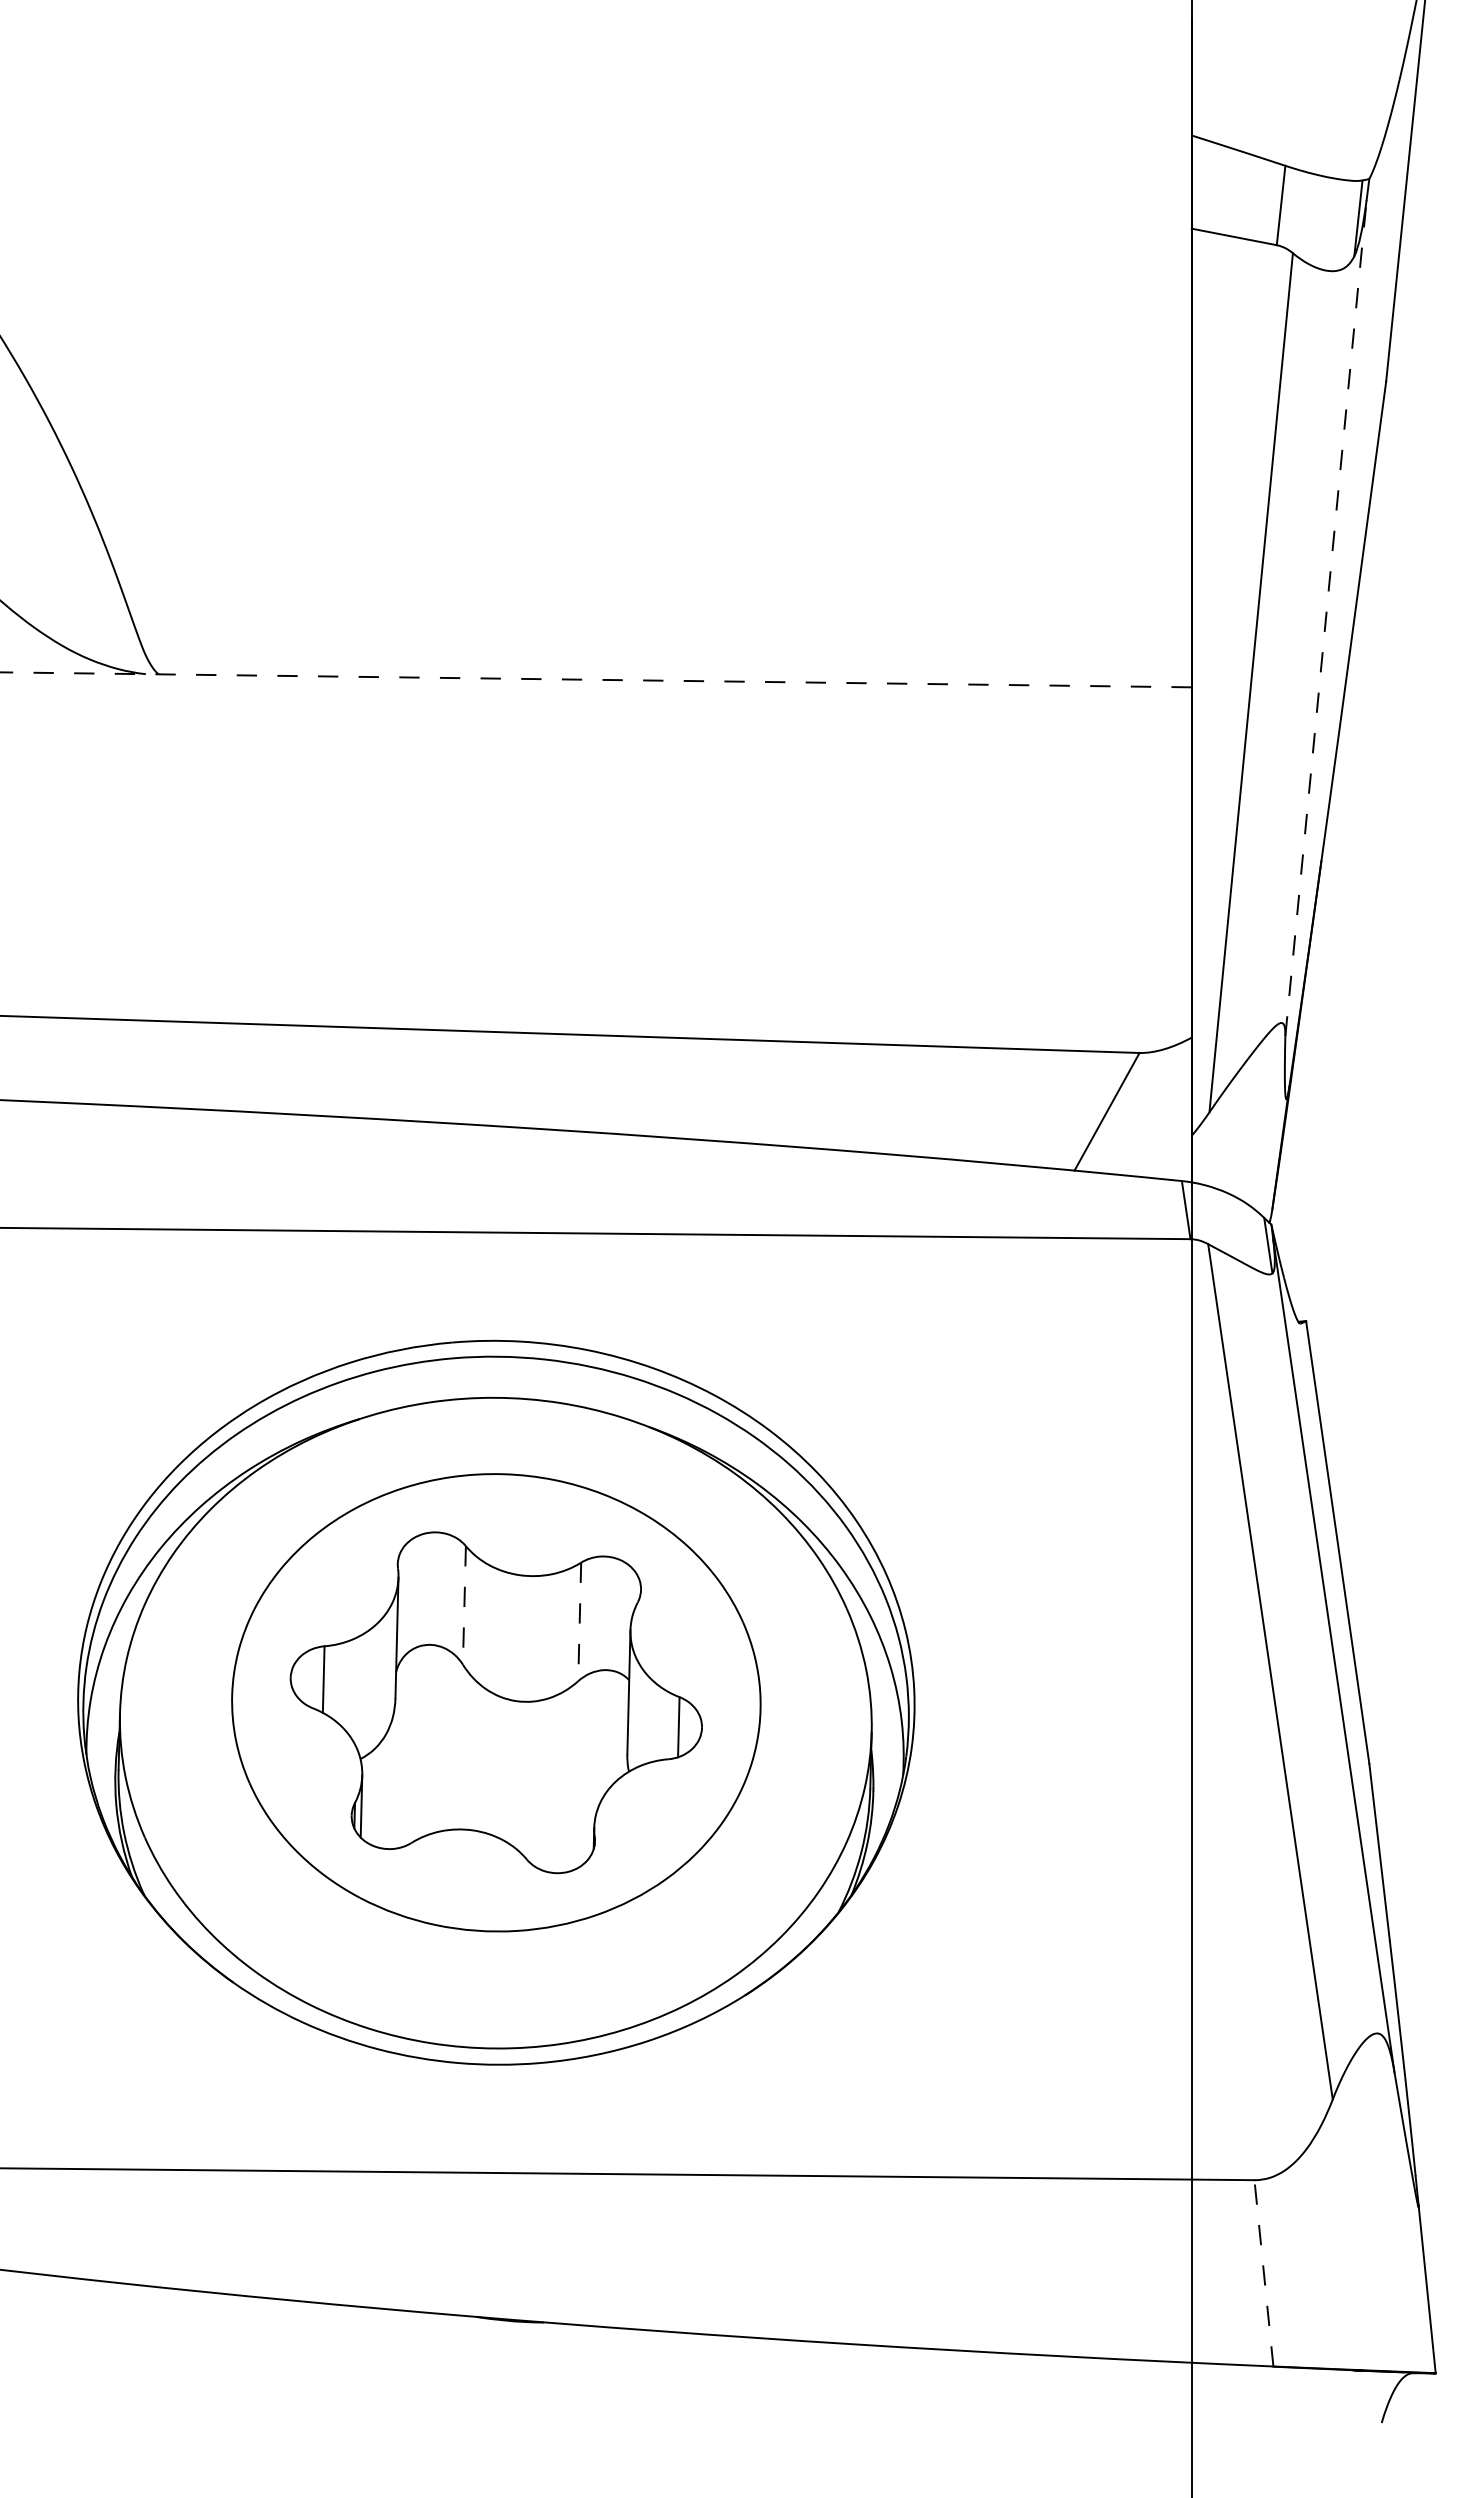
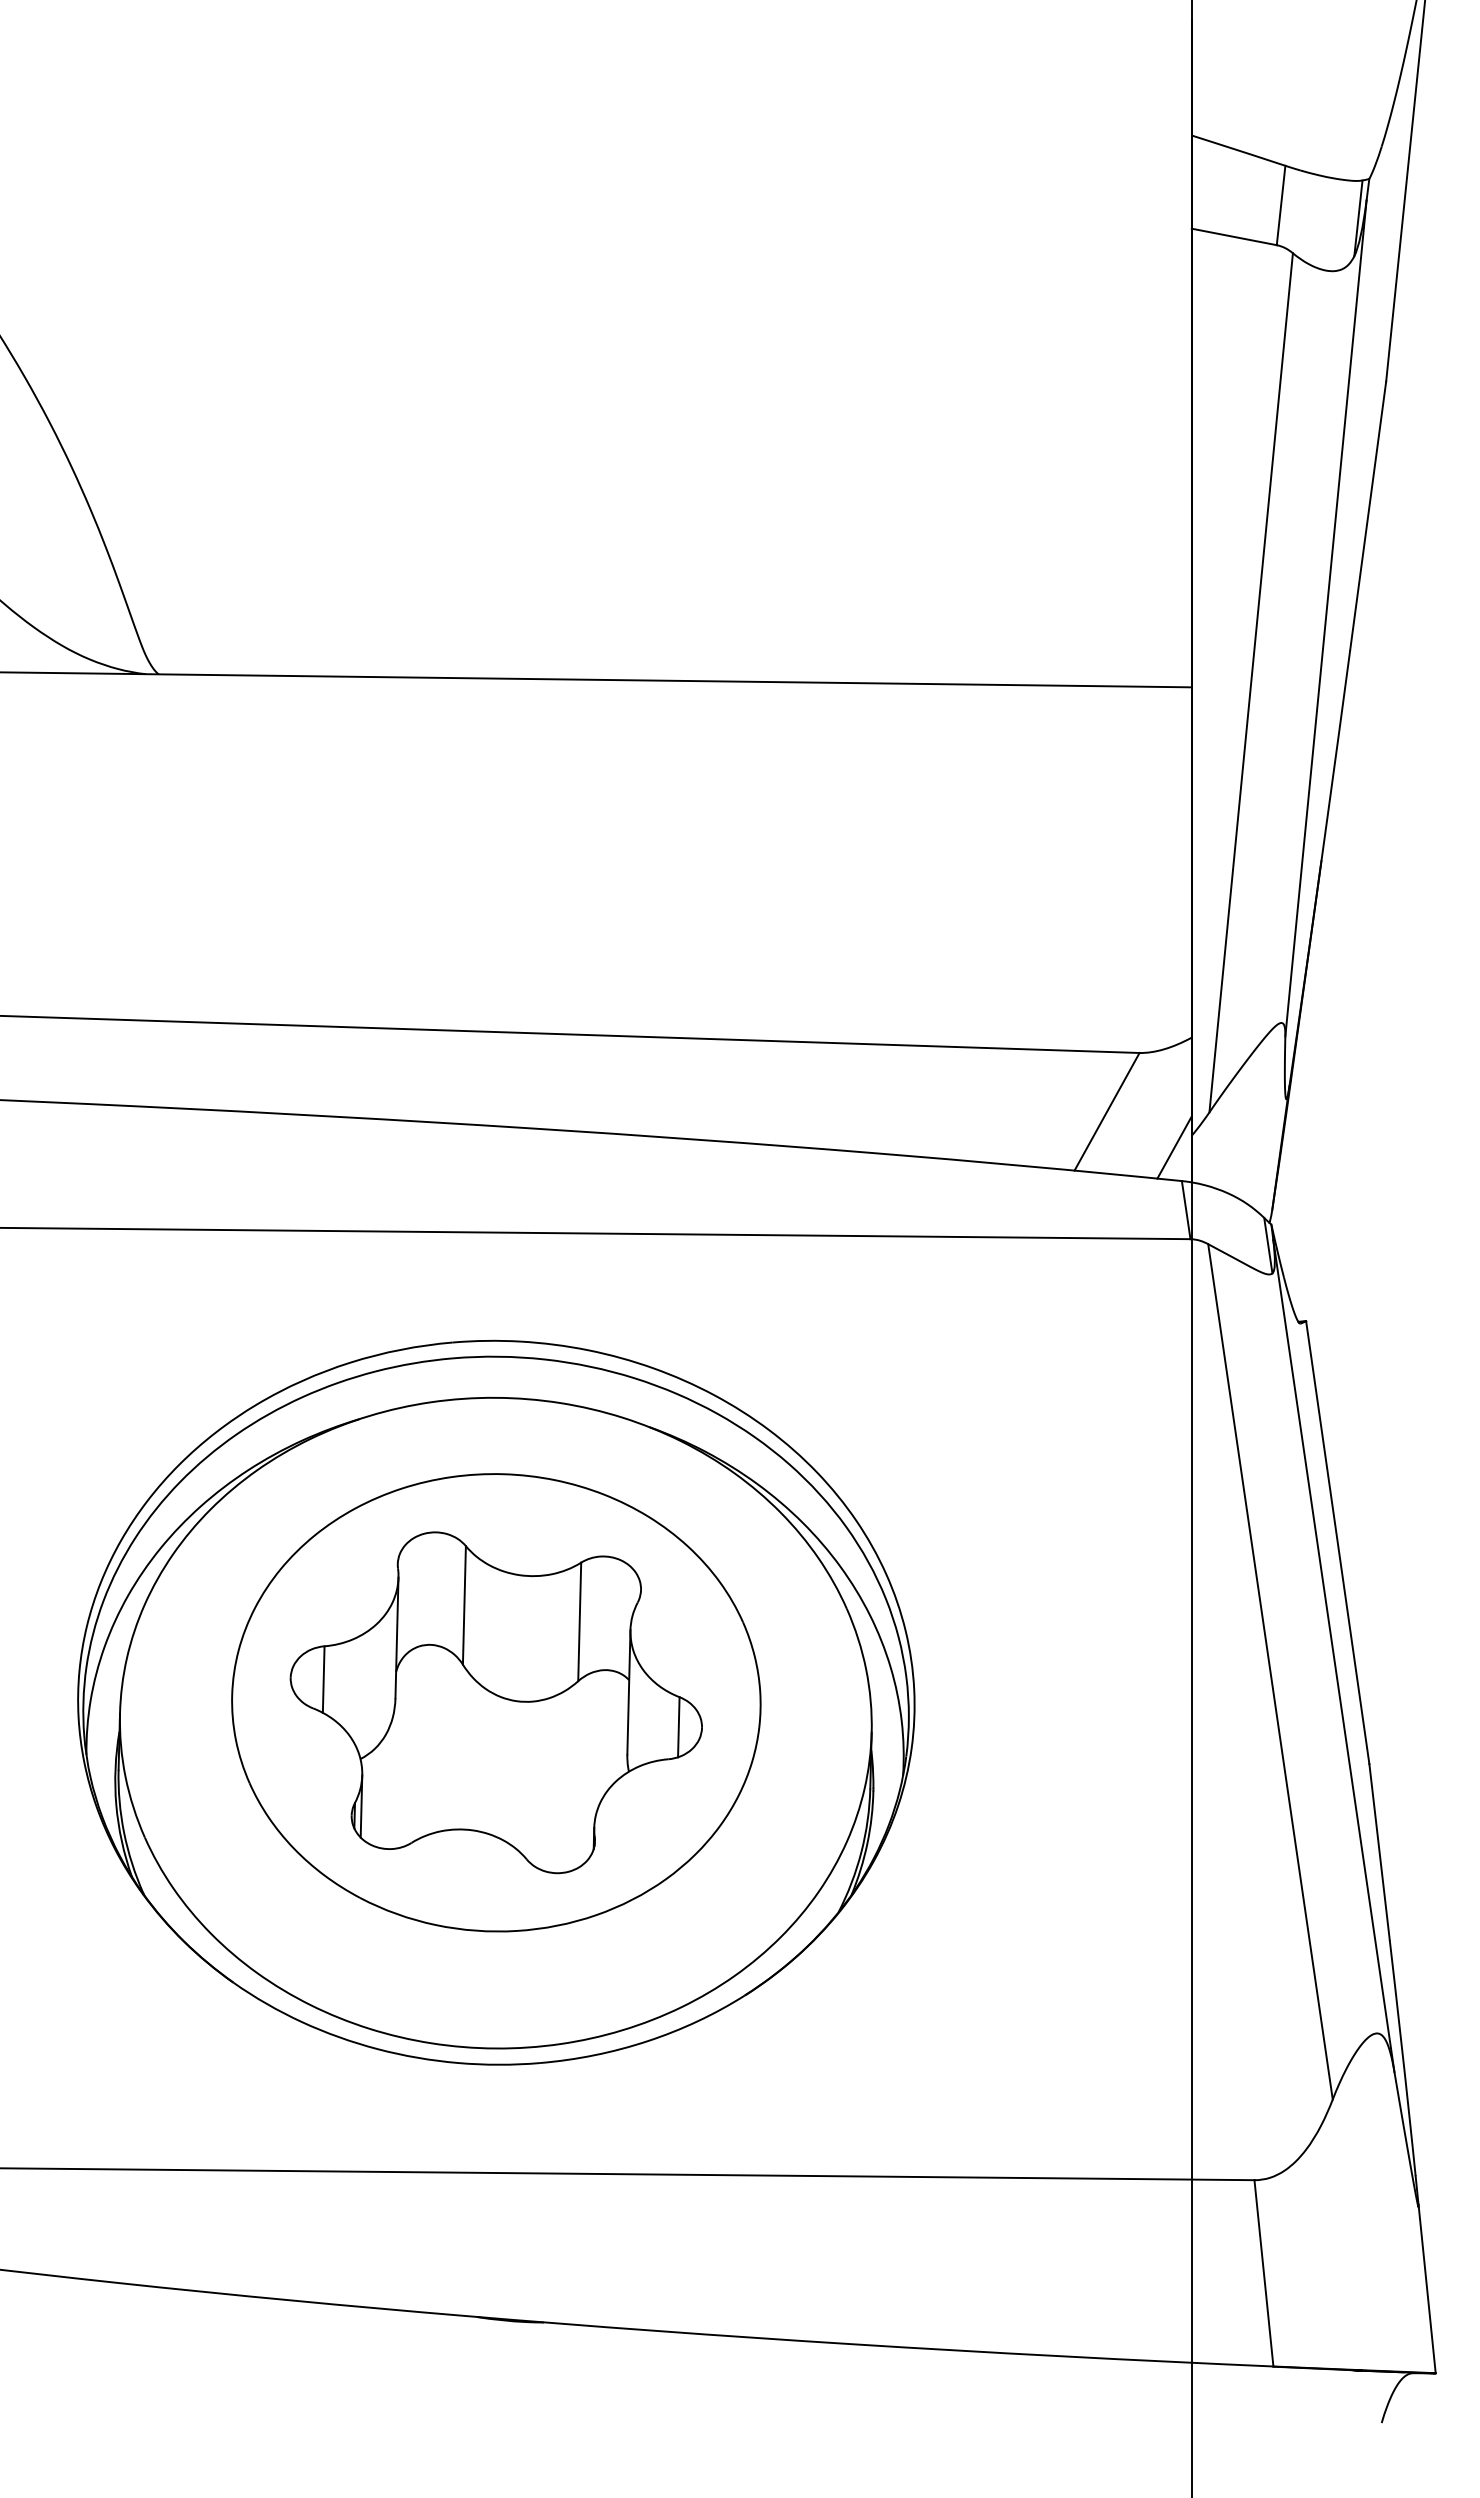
line: dashed -> solid (1326, 617)
line: dashed -> solid (595, 679)
line: none -> present (1174, 1147)
line: dashed -> solid (464, 1605)
line: dashed -> solid (579, 1622)
line: dashed -> solid (1263, 2273)
